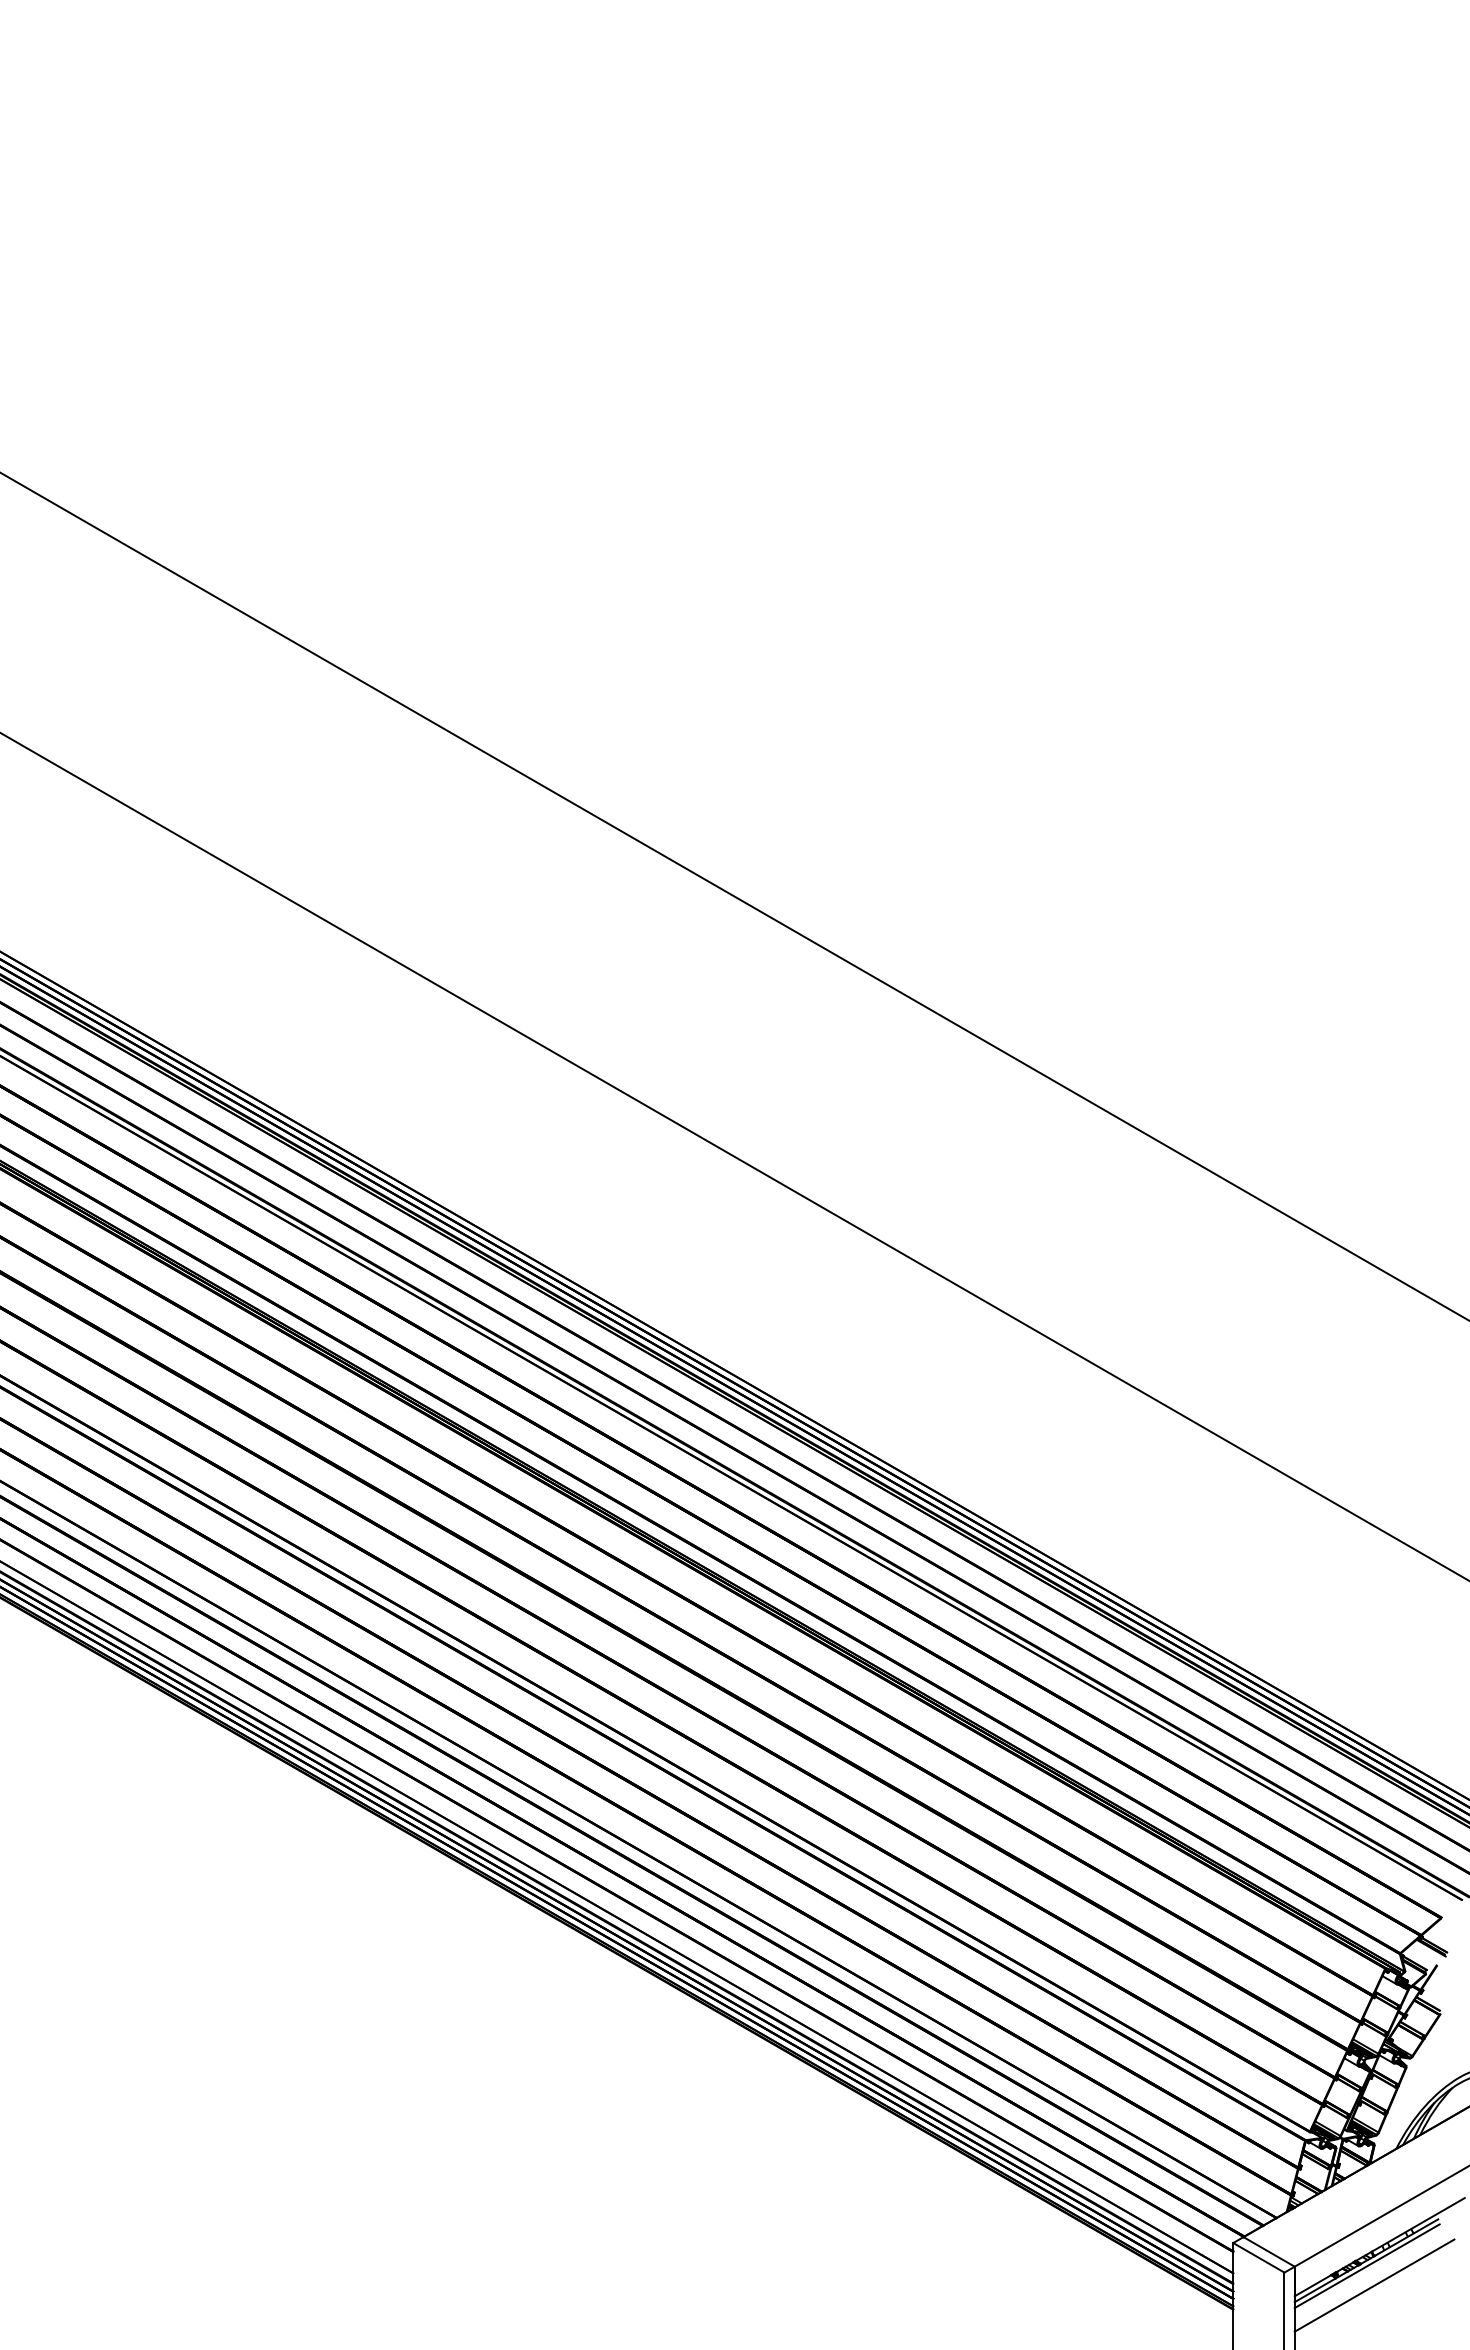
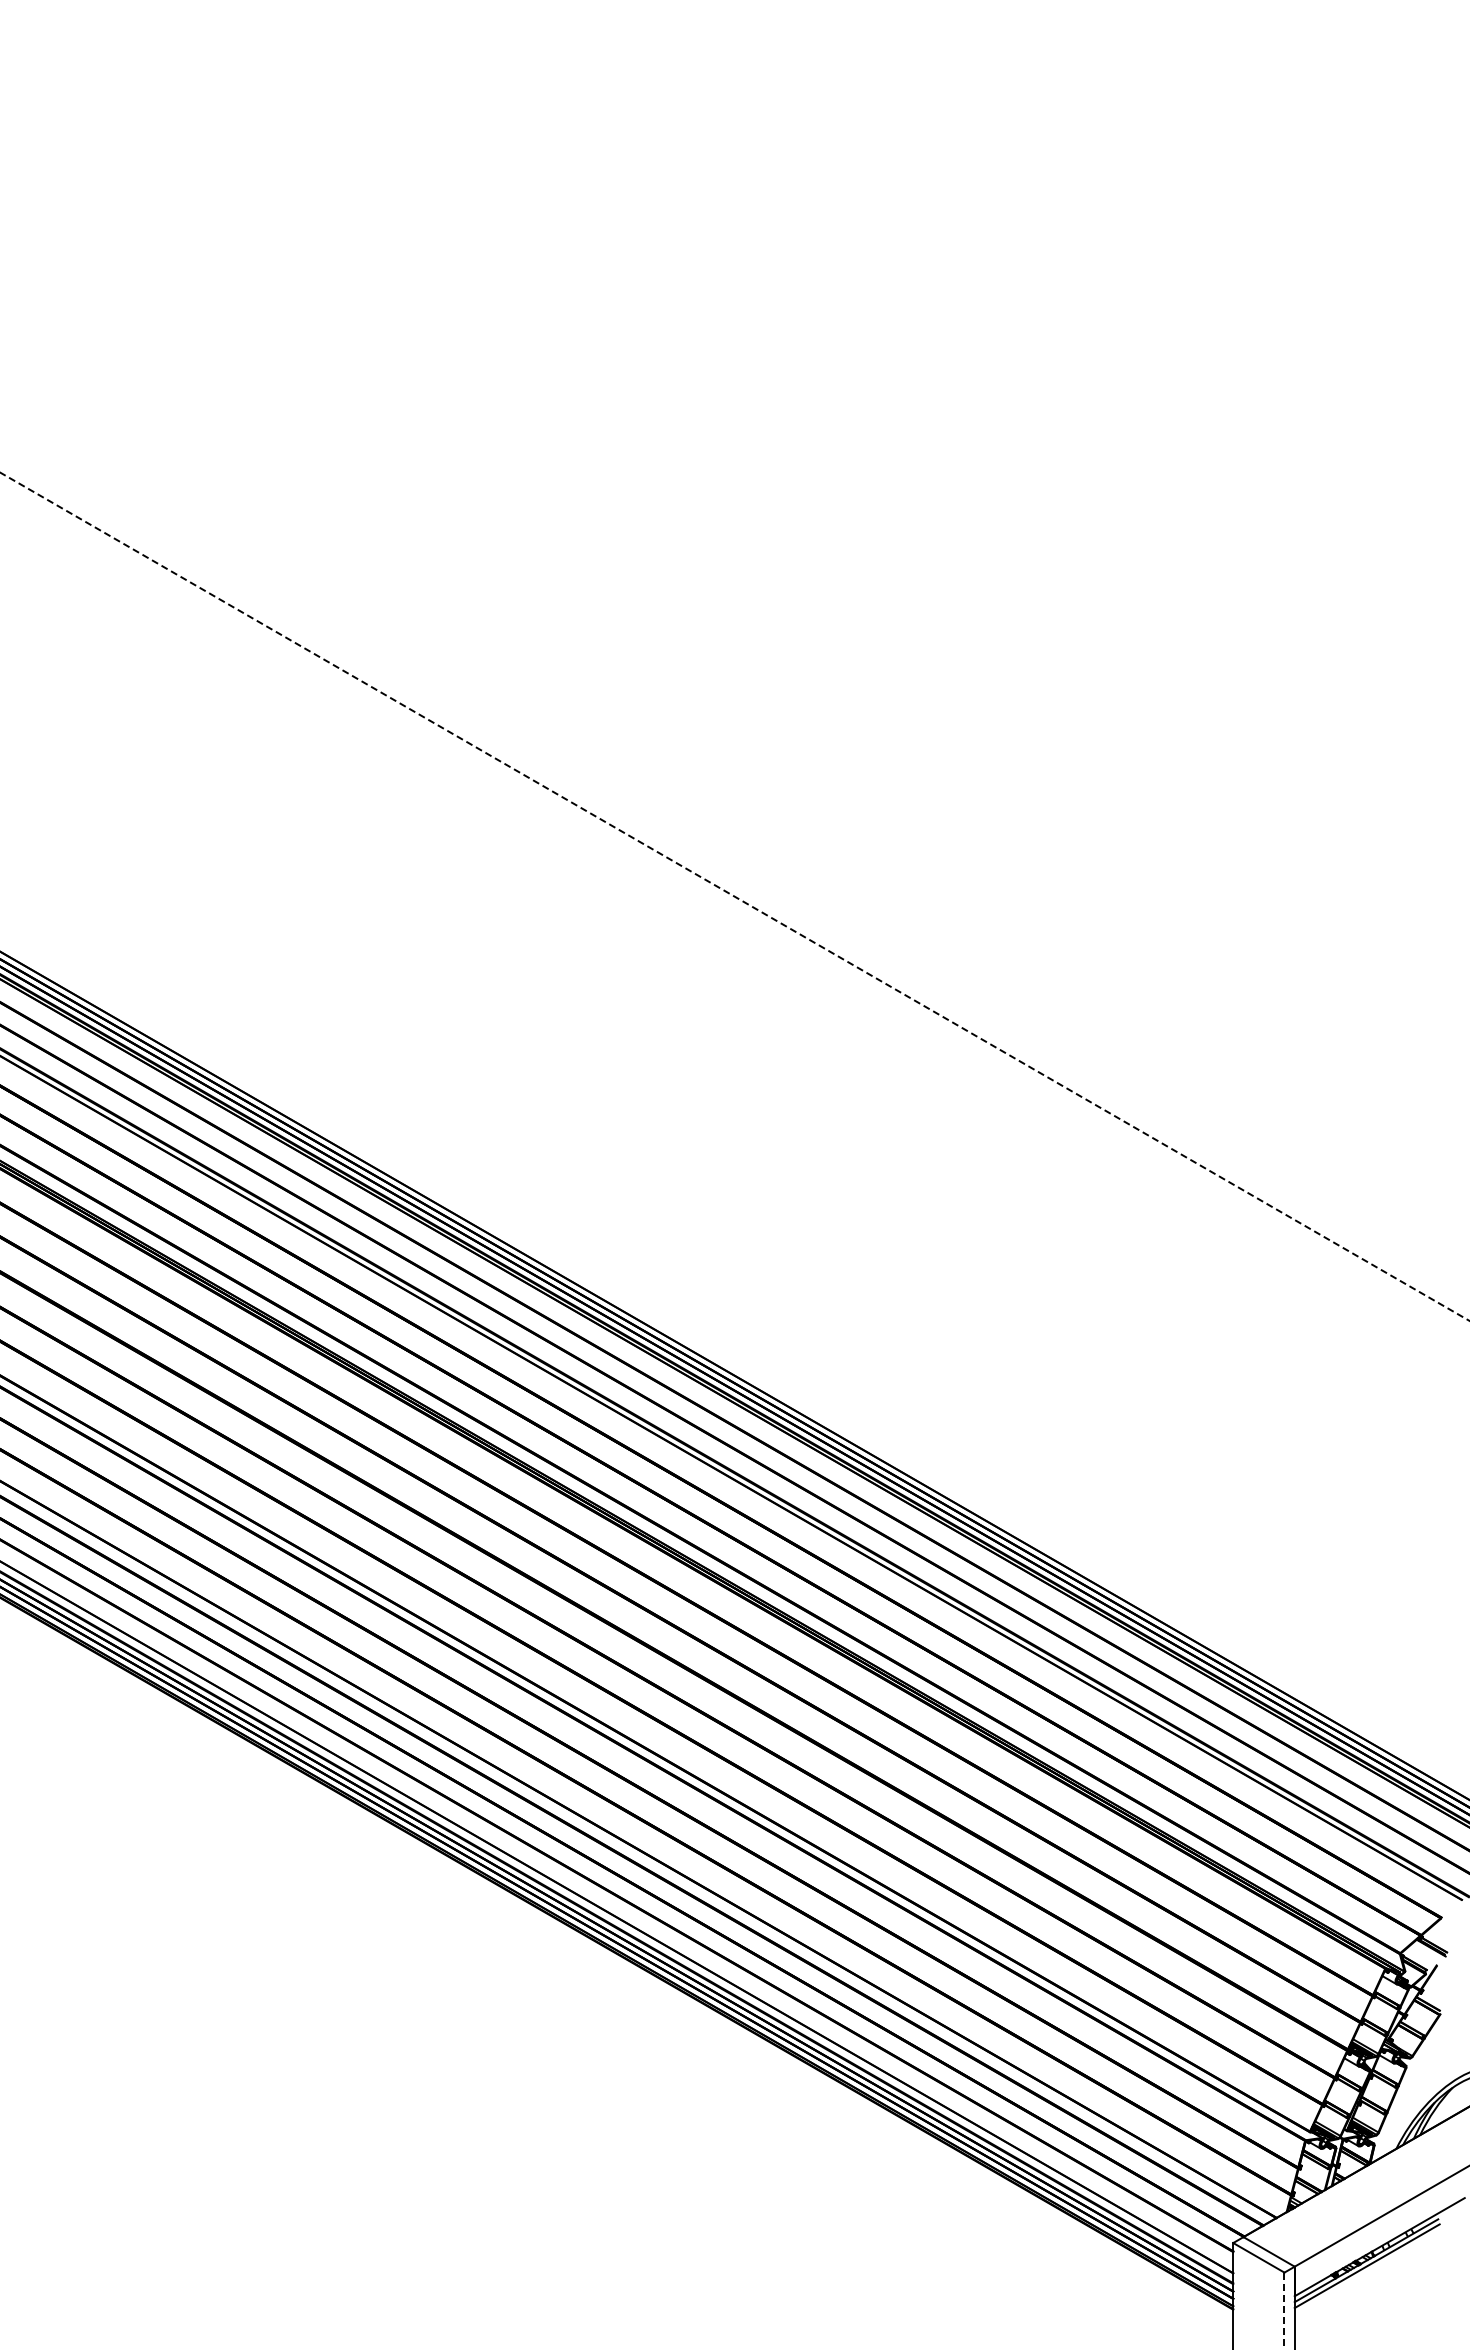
line: solid -> dashed (734, 896)
line: present -> none (734, 1156)
line: present -> none (1374, 2285)
line: solid -> dashed (1284, 2310)
